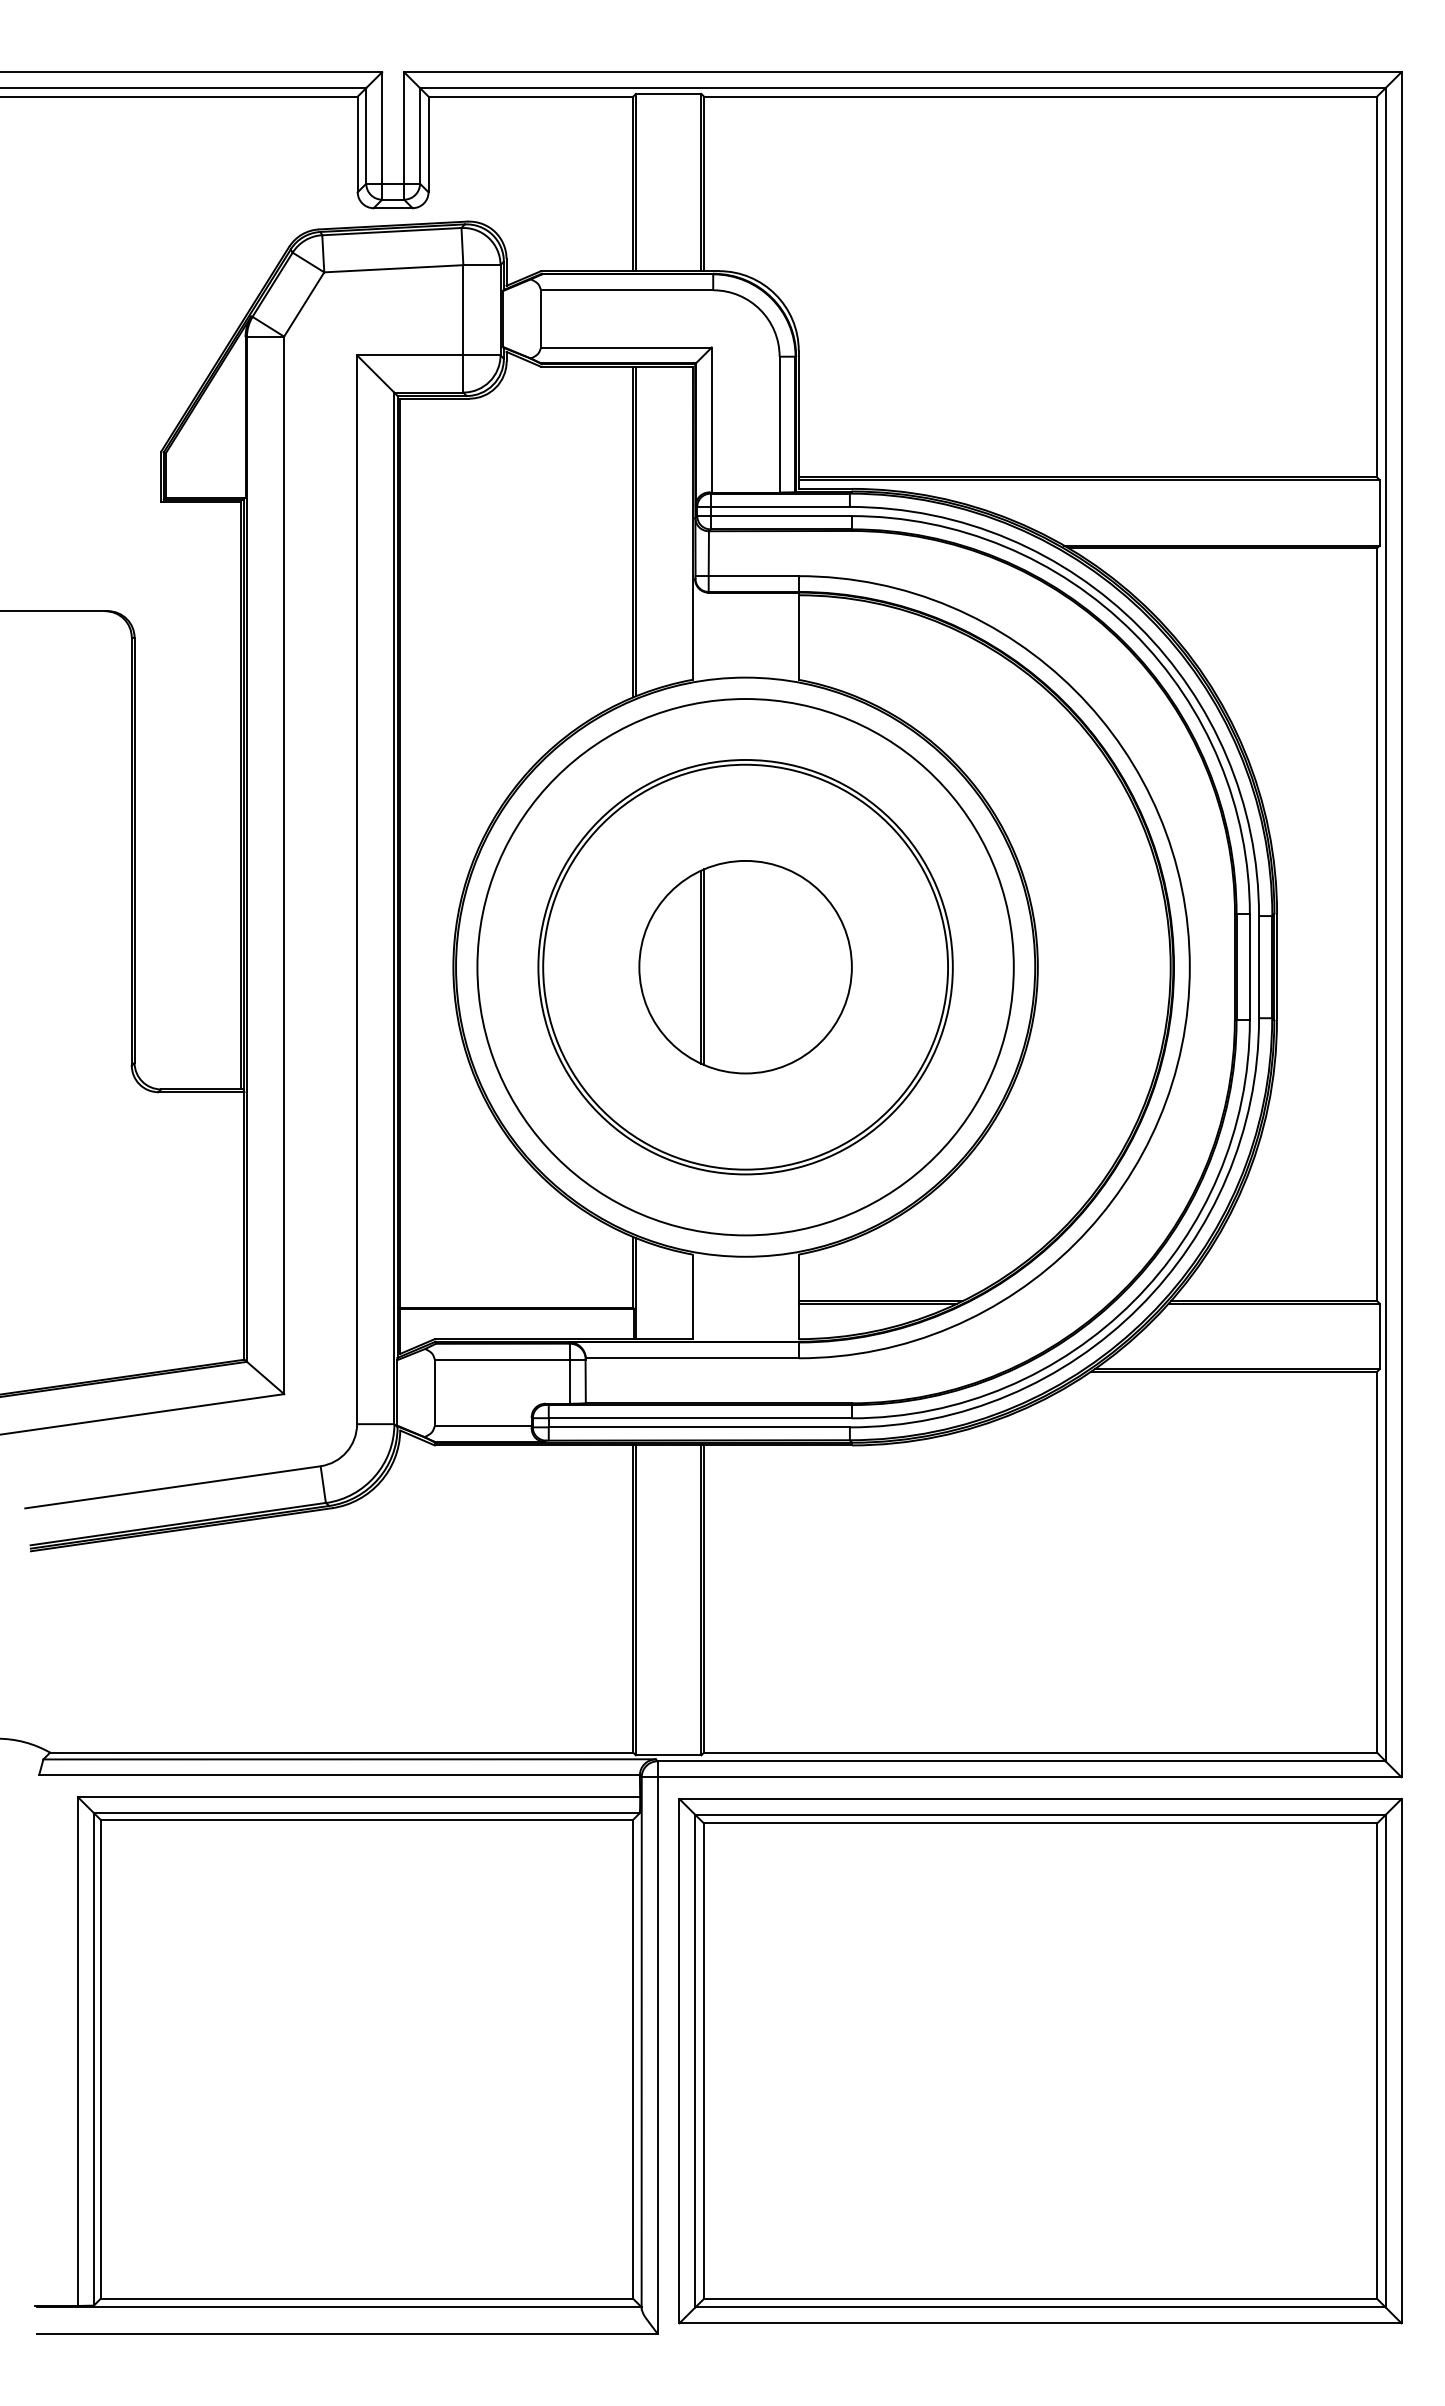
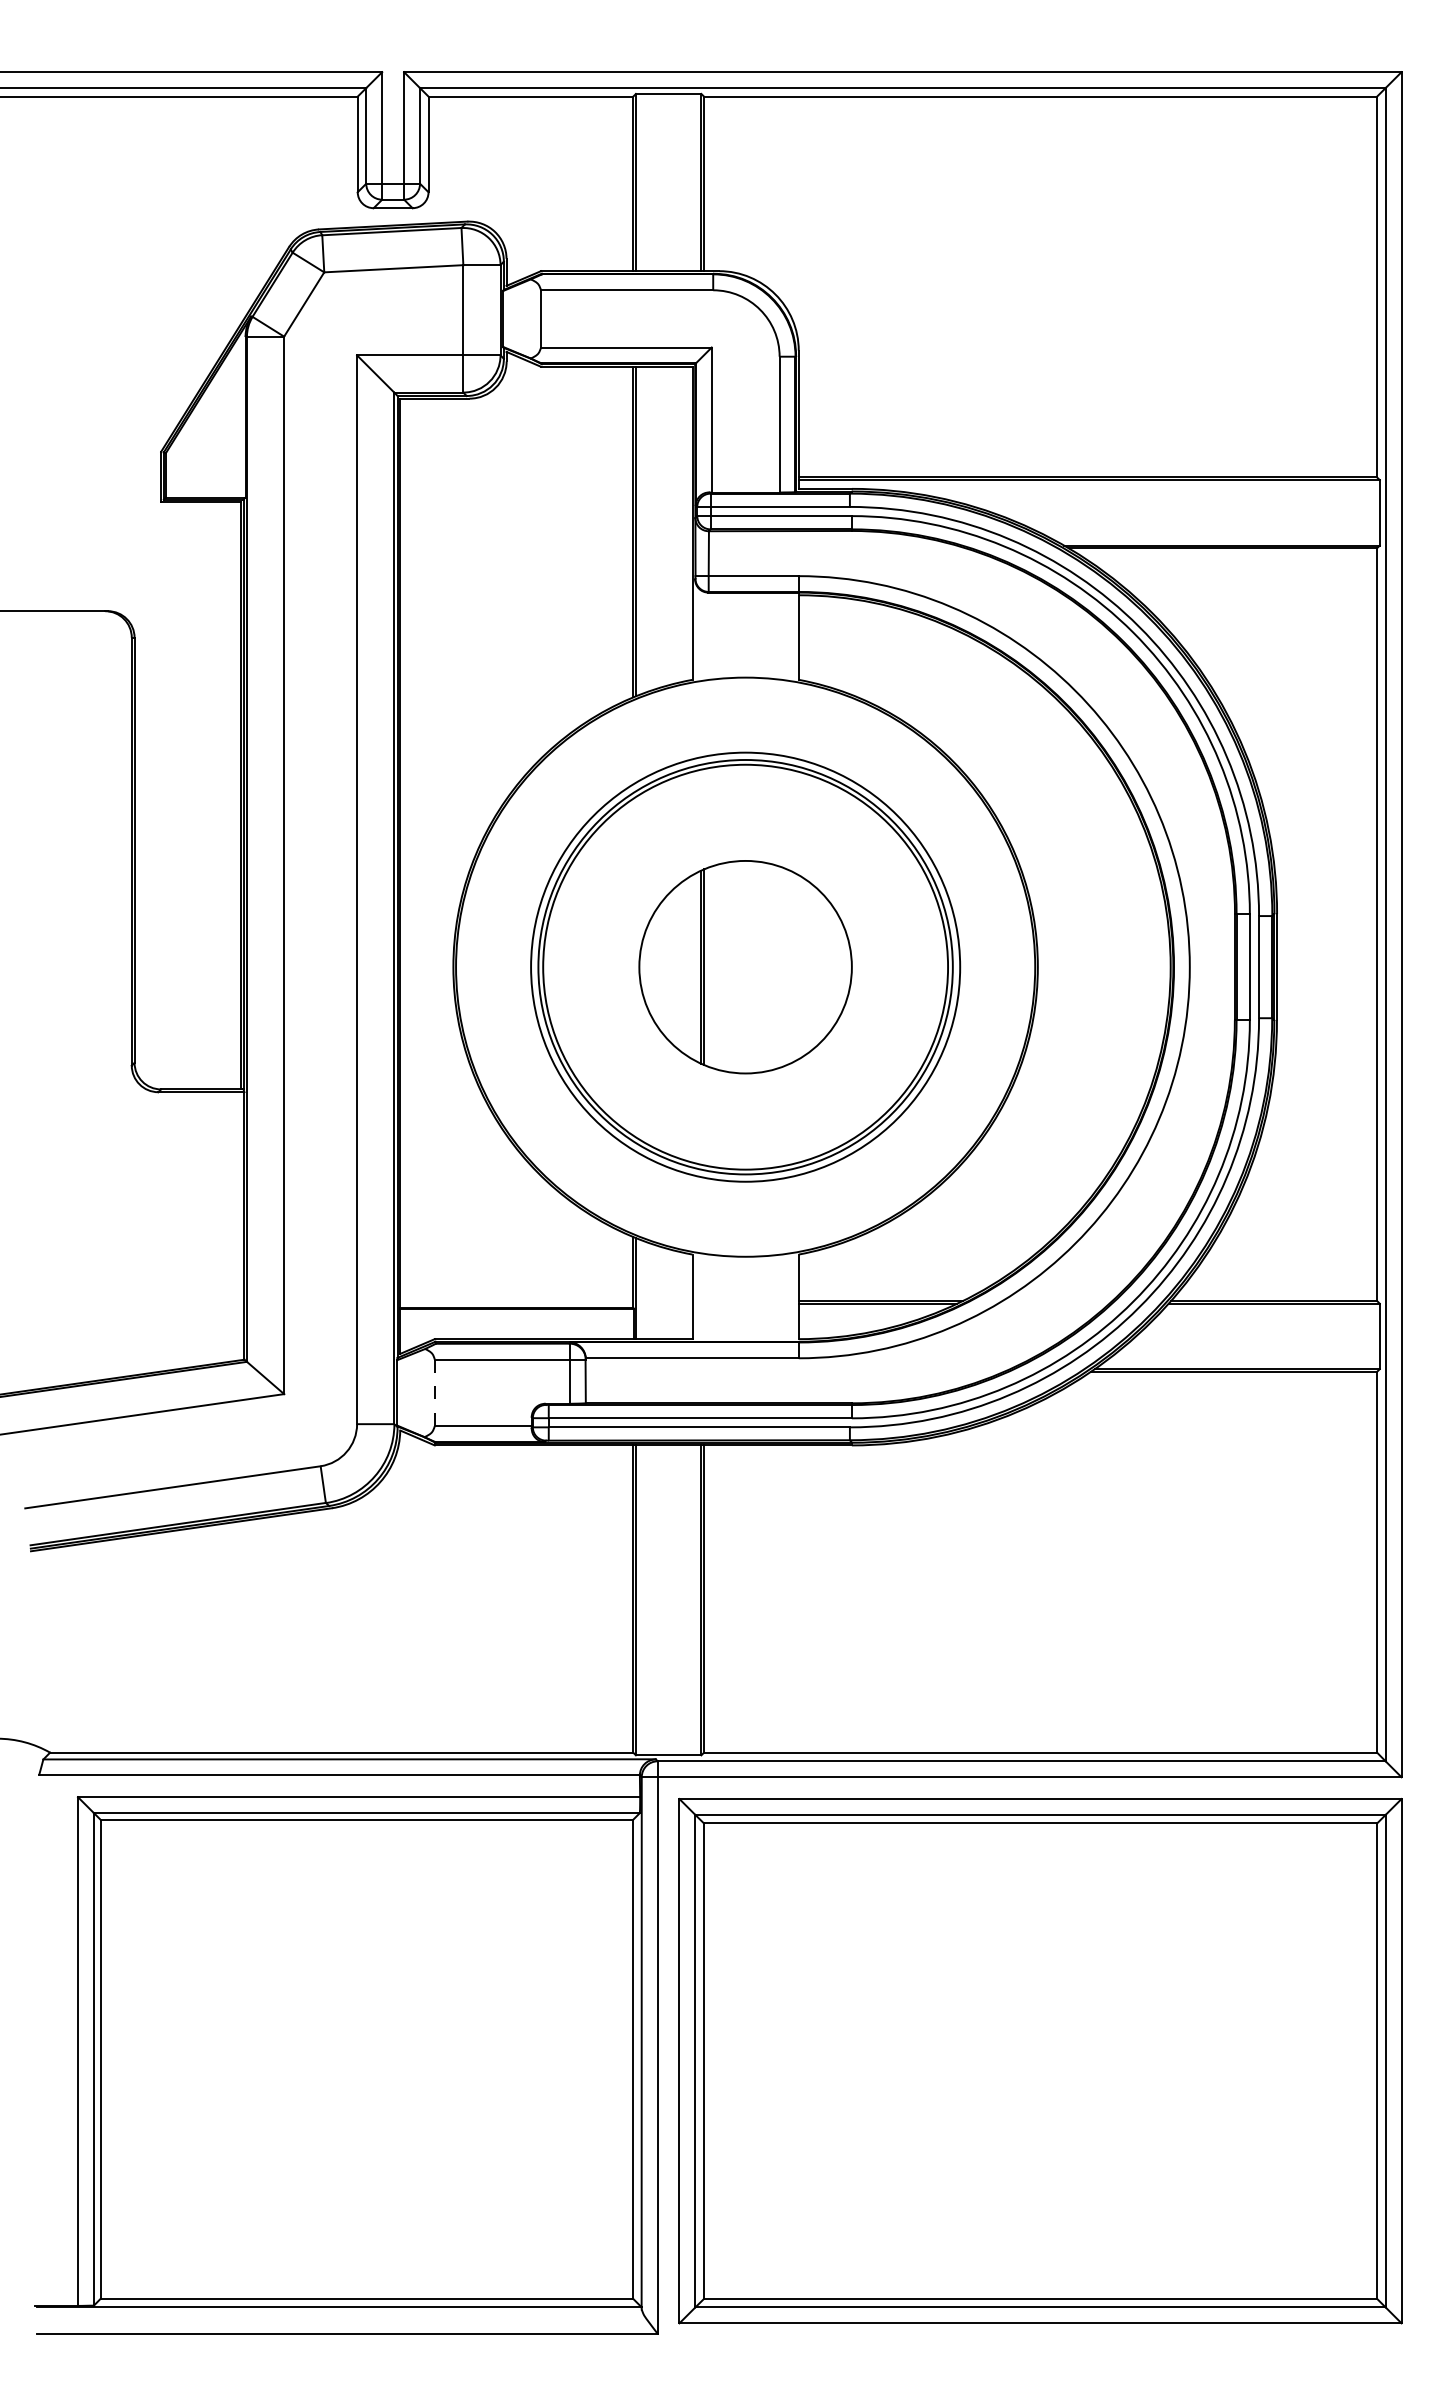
circle diameter: 536 px -> 429 px (745, 966)
line: solid -> dashed (434, 1393)
